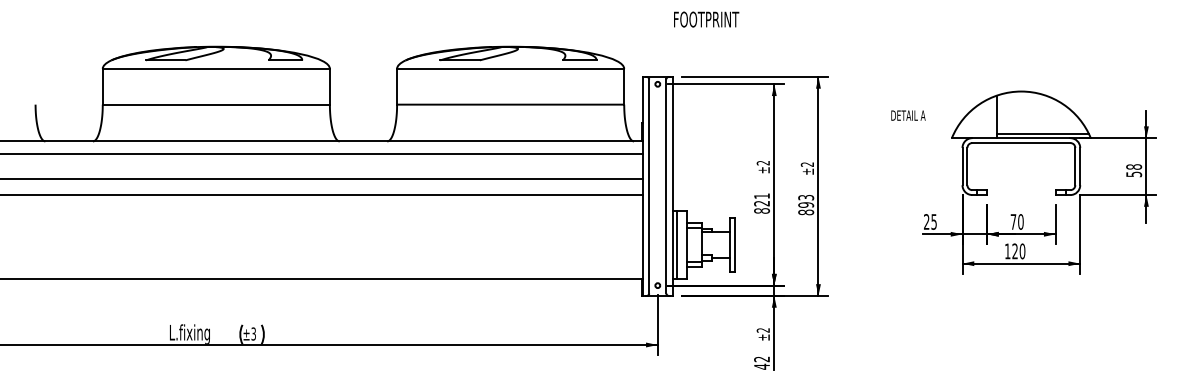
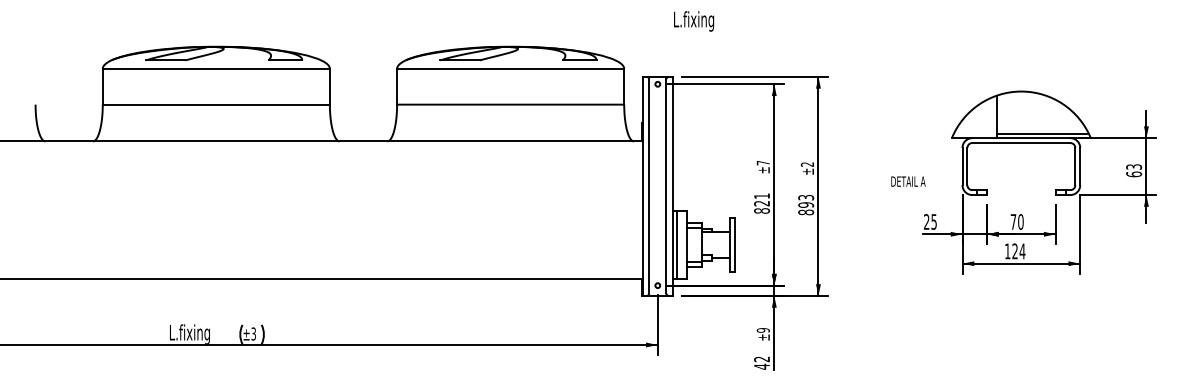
text: FOOTPRINT -> L.fixing (707, 21)
text position: (908, 115) -> (908, 181) (908, 181)
line: present -> none (322, 153)
text: ±2 -> ±7 (762, 162)
text: 58 -> 63 (1134, 170)
line: present -> none (322, 178)
line: present -> none (322, 195)
text: 120 -> 124 (1022, 251)
text: ±2 -> ±9 (762, 330)
